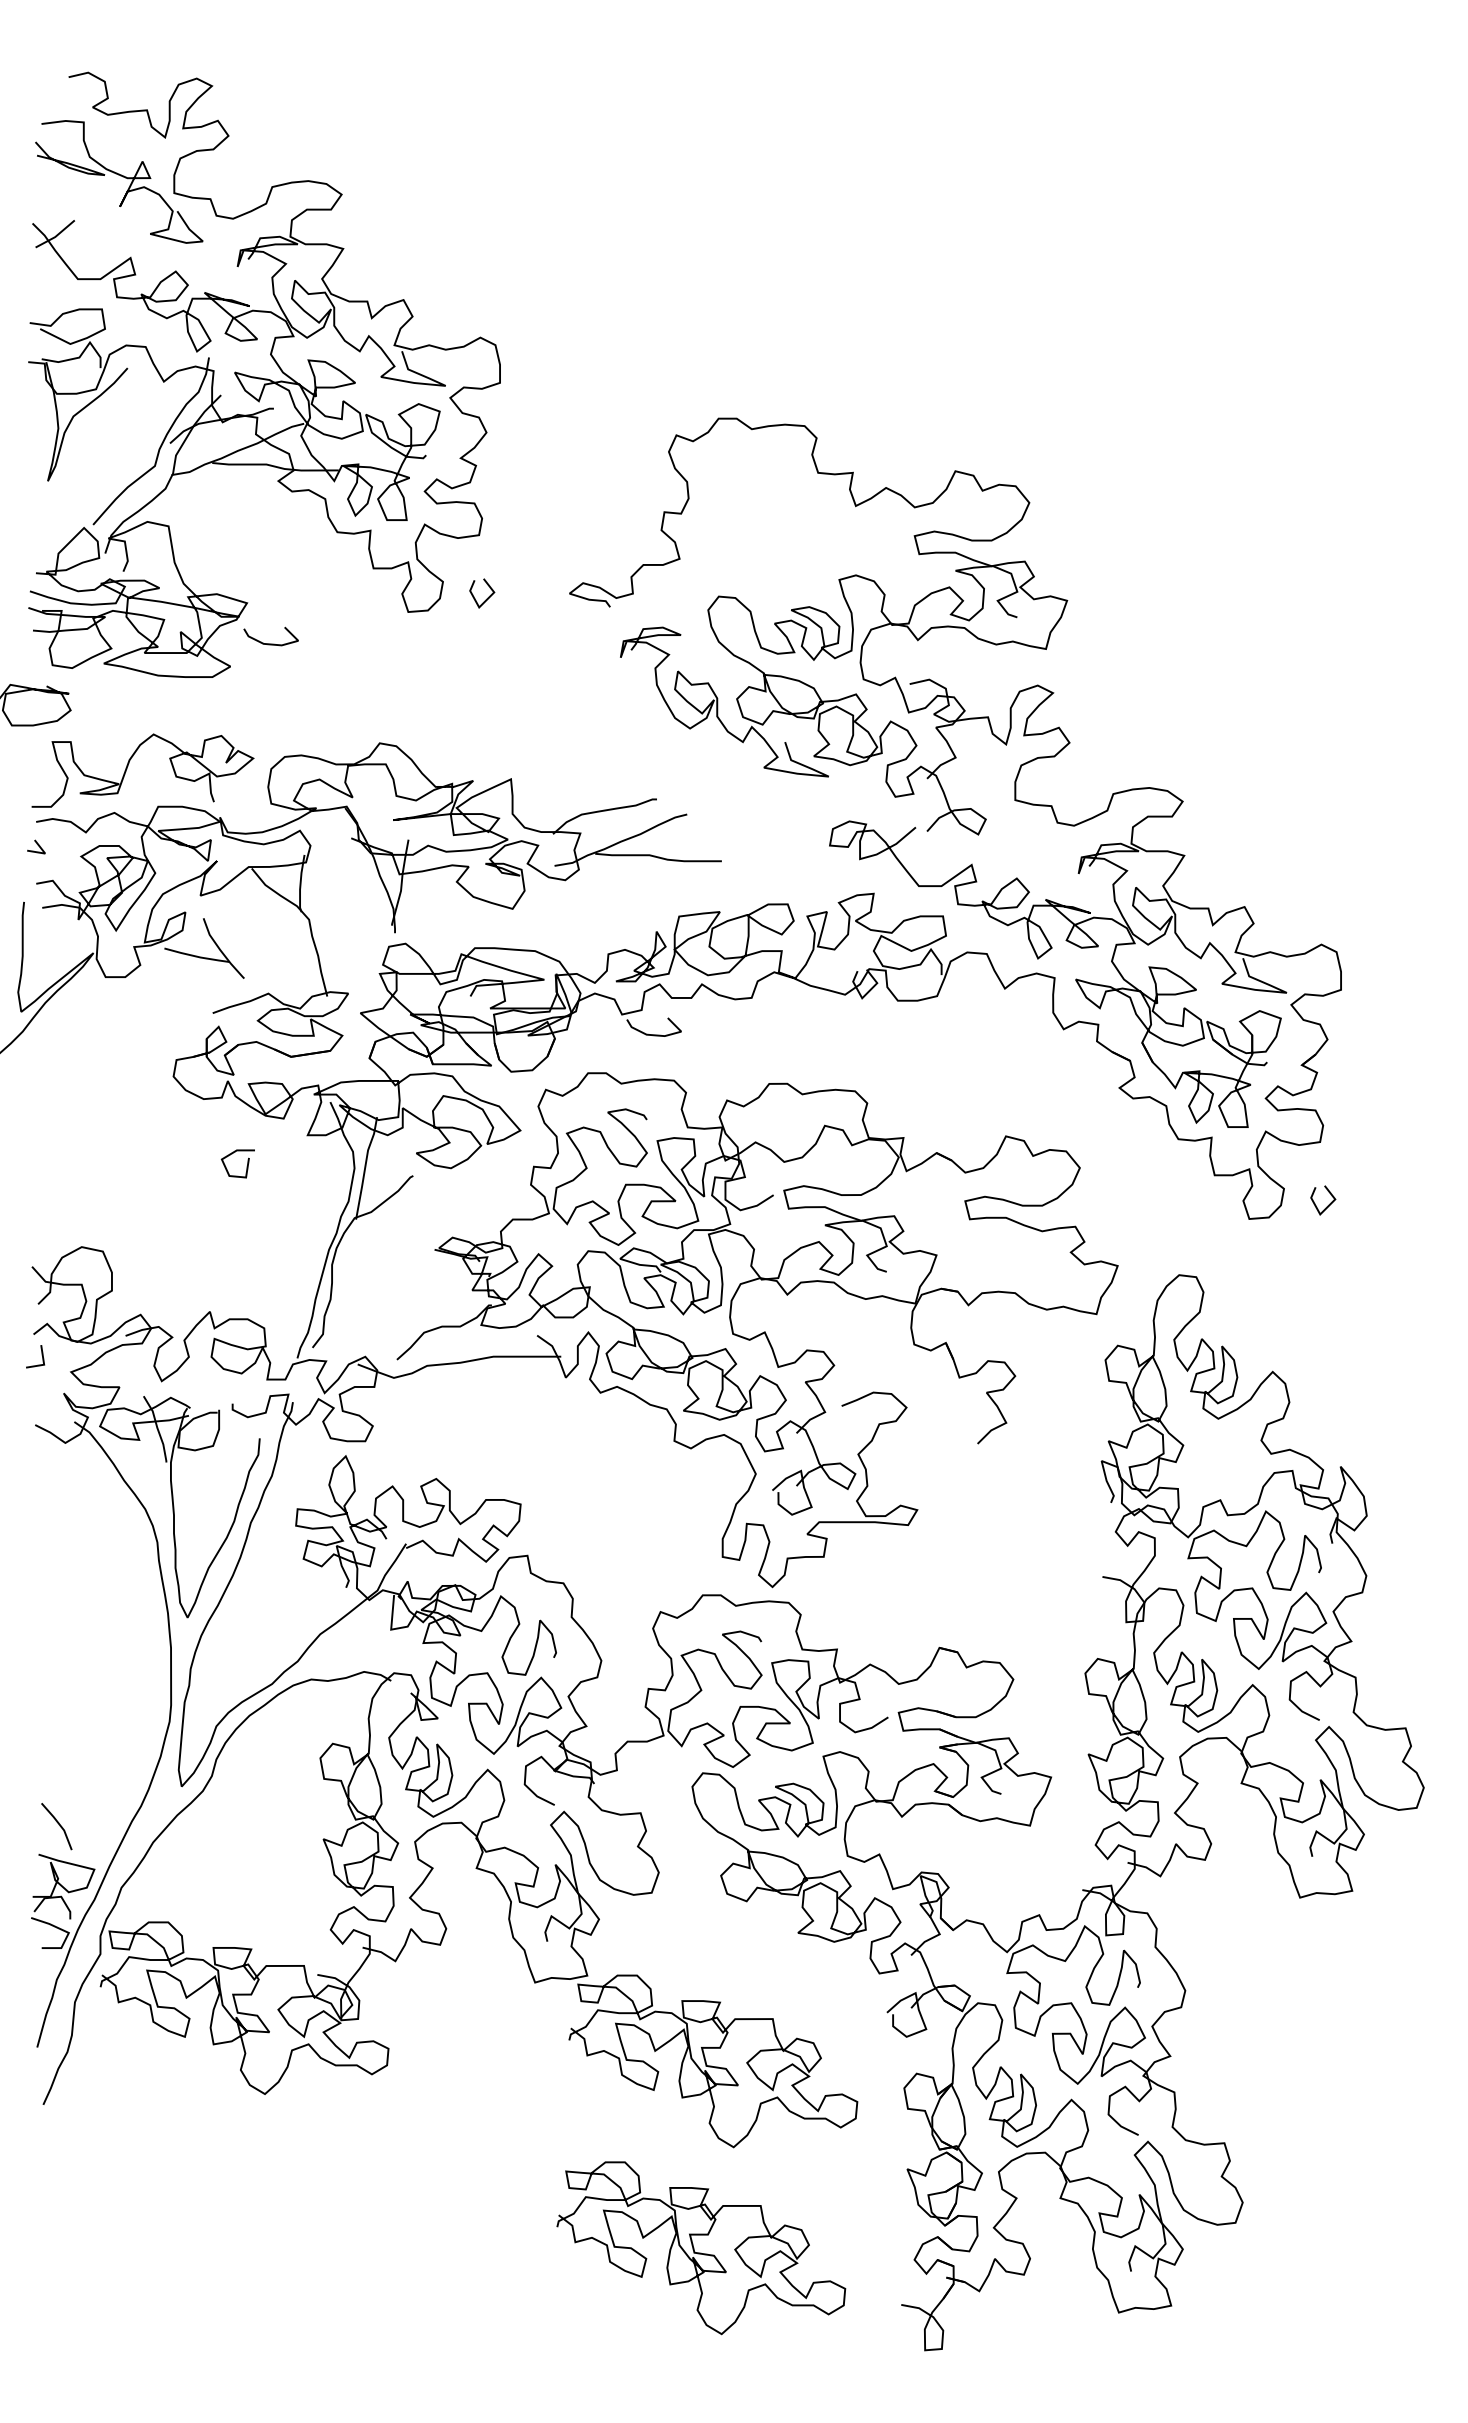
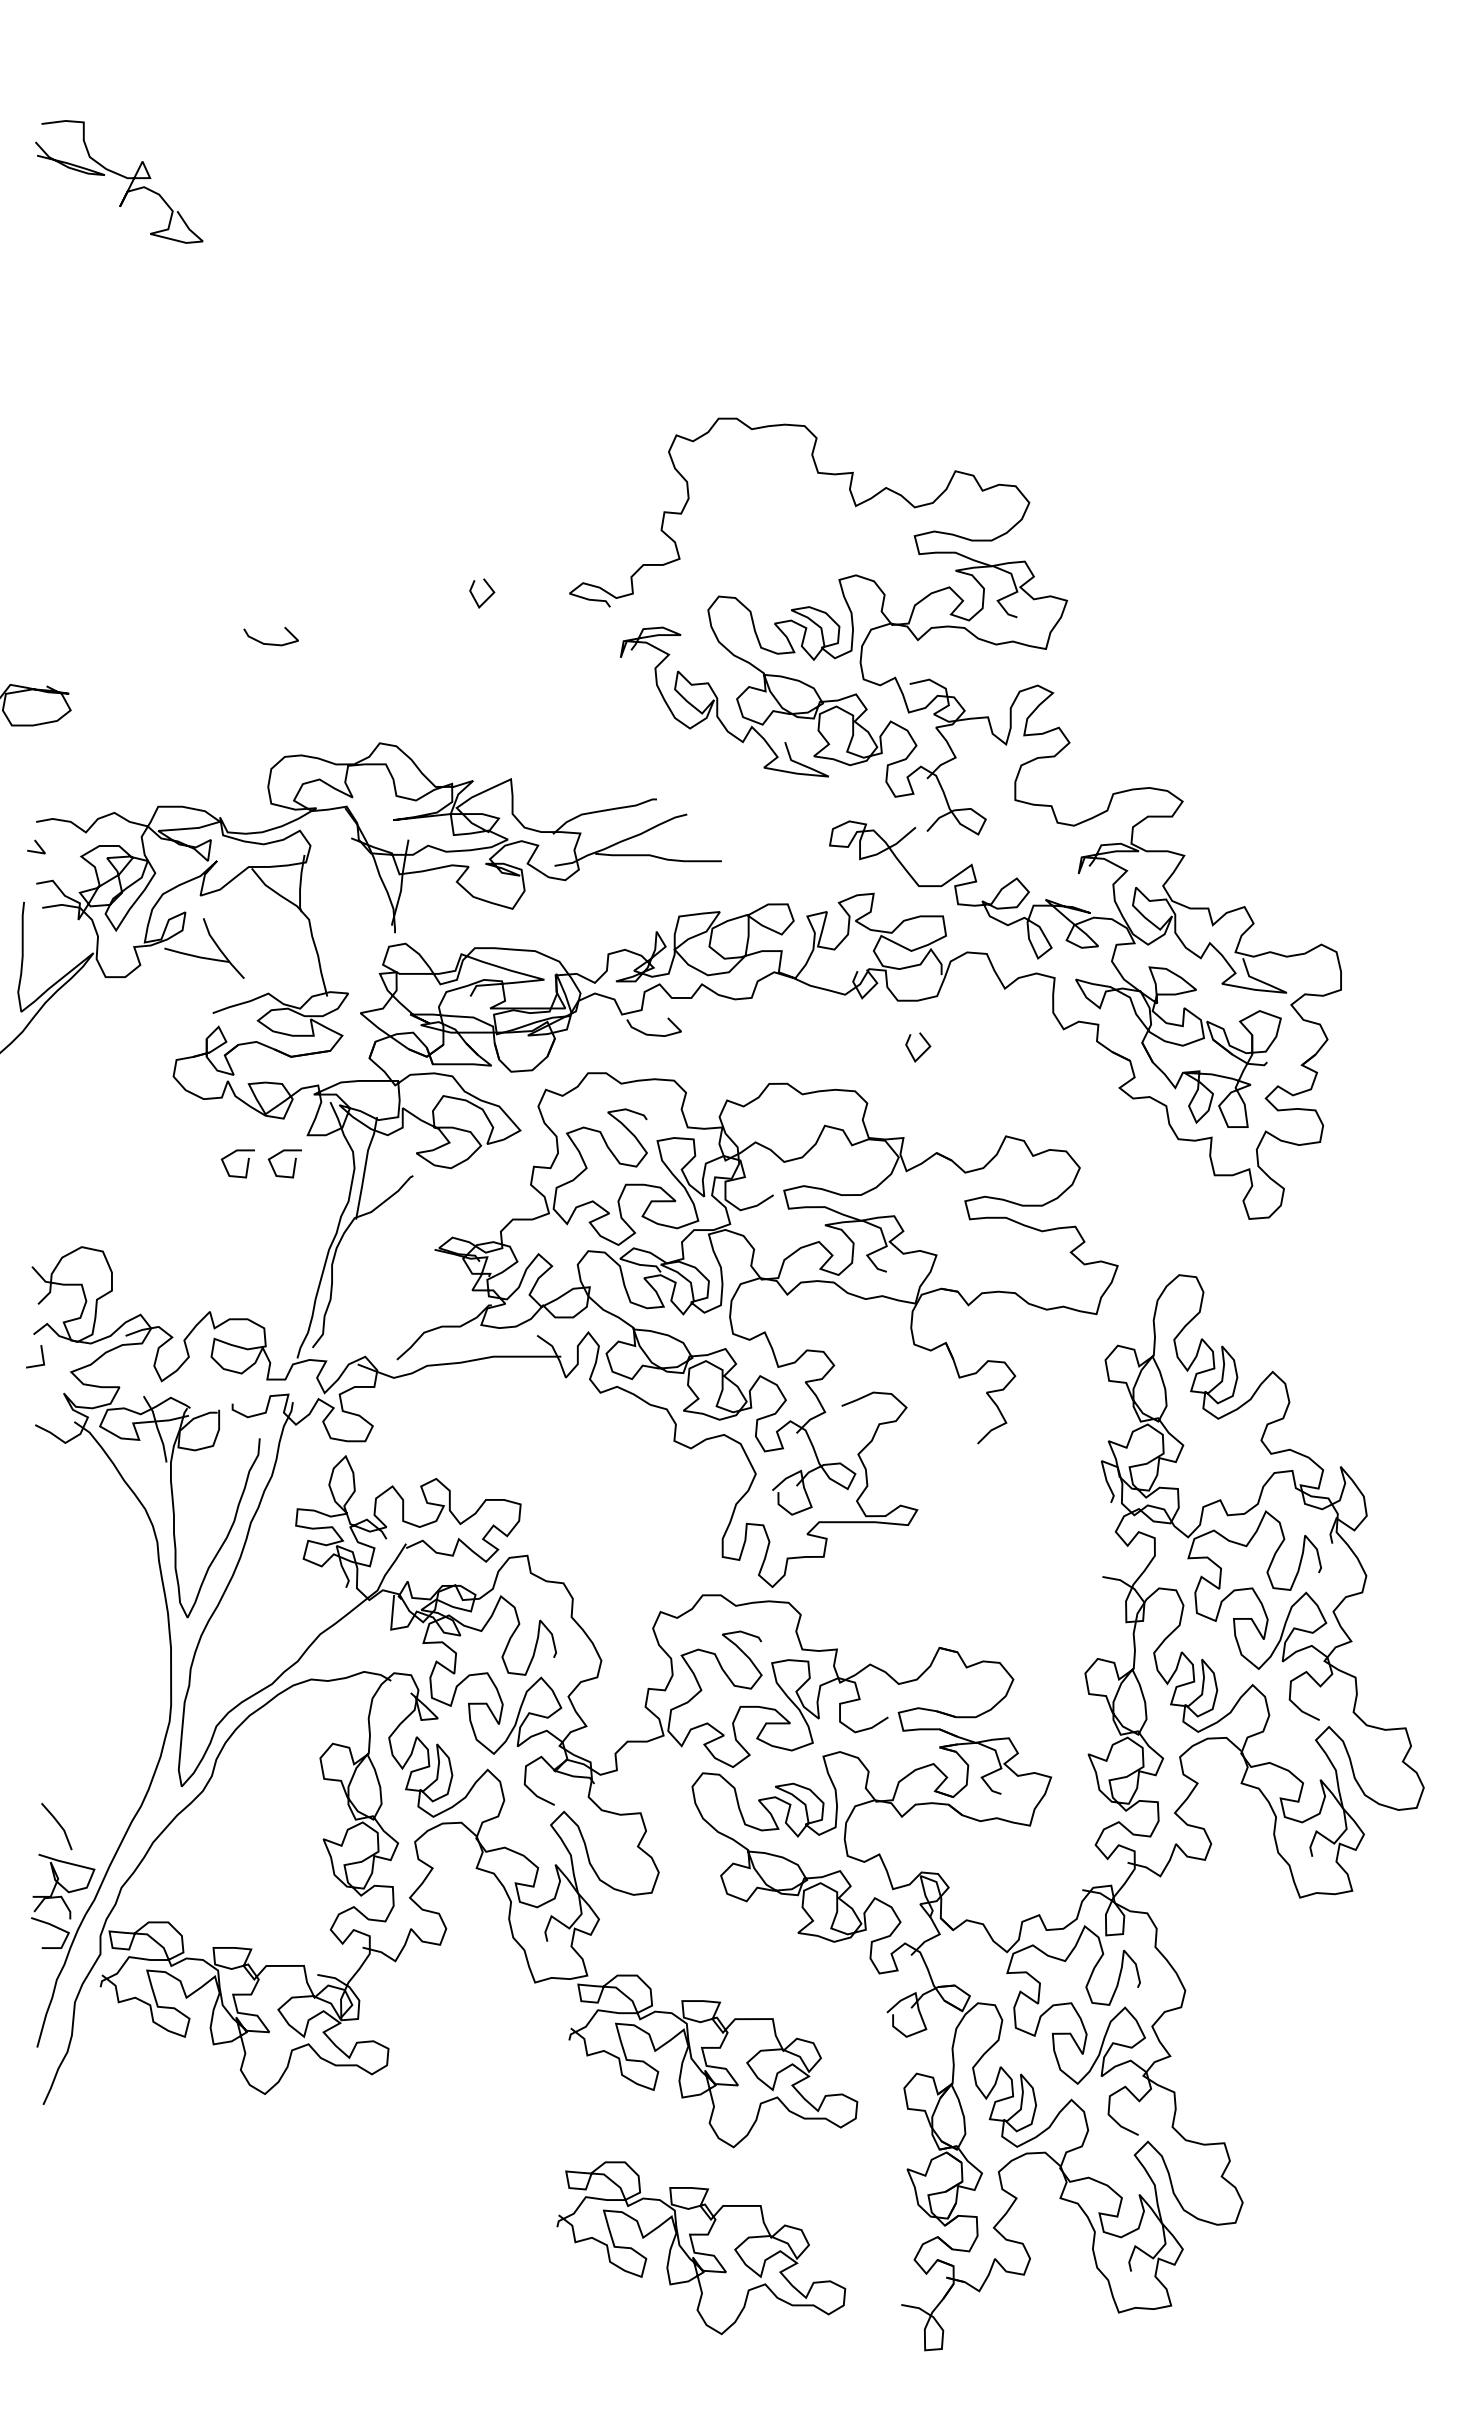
part: present -> none (264, 374)
curve: present -> none (128, 766)
curve: none -> present (293, 1166)
line position: (1328, 1204) -> (923, 1051) (923, 1051)
